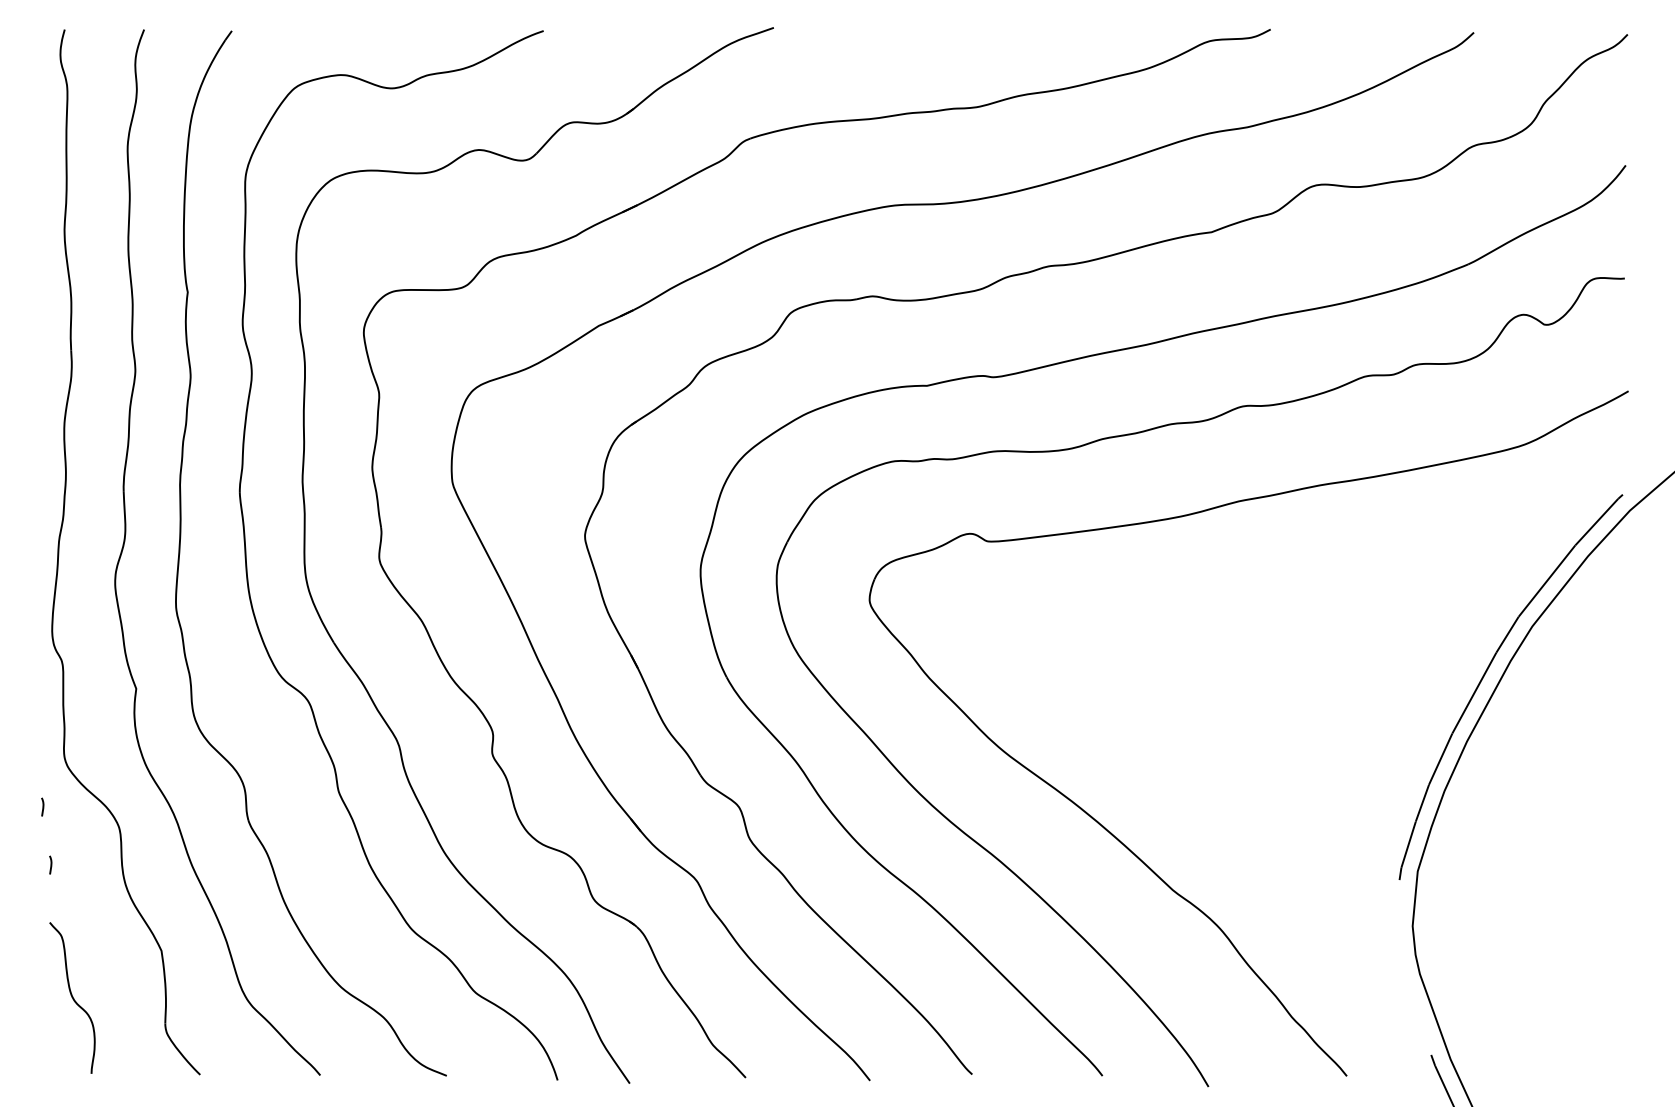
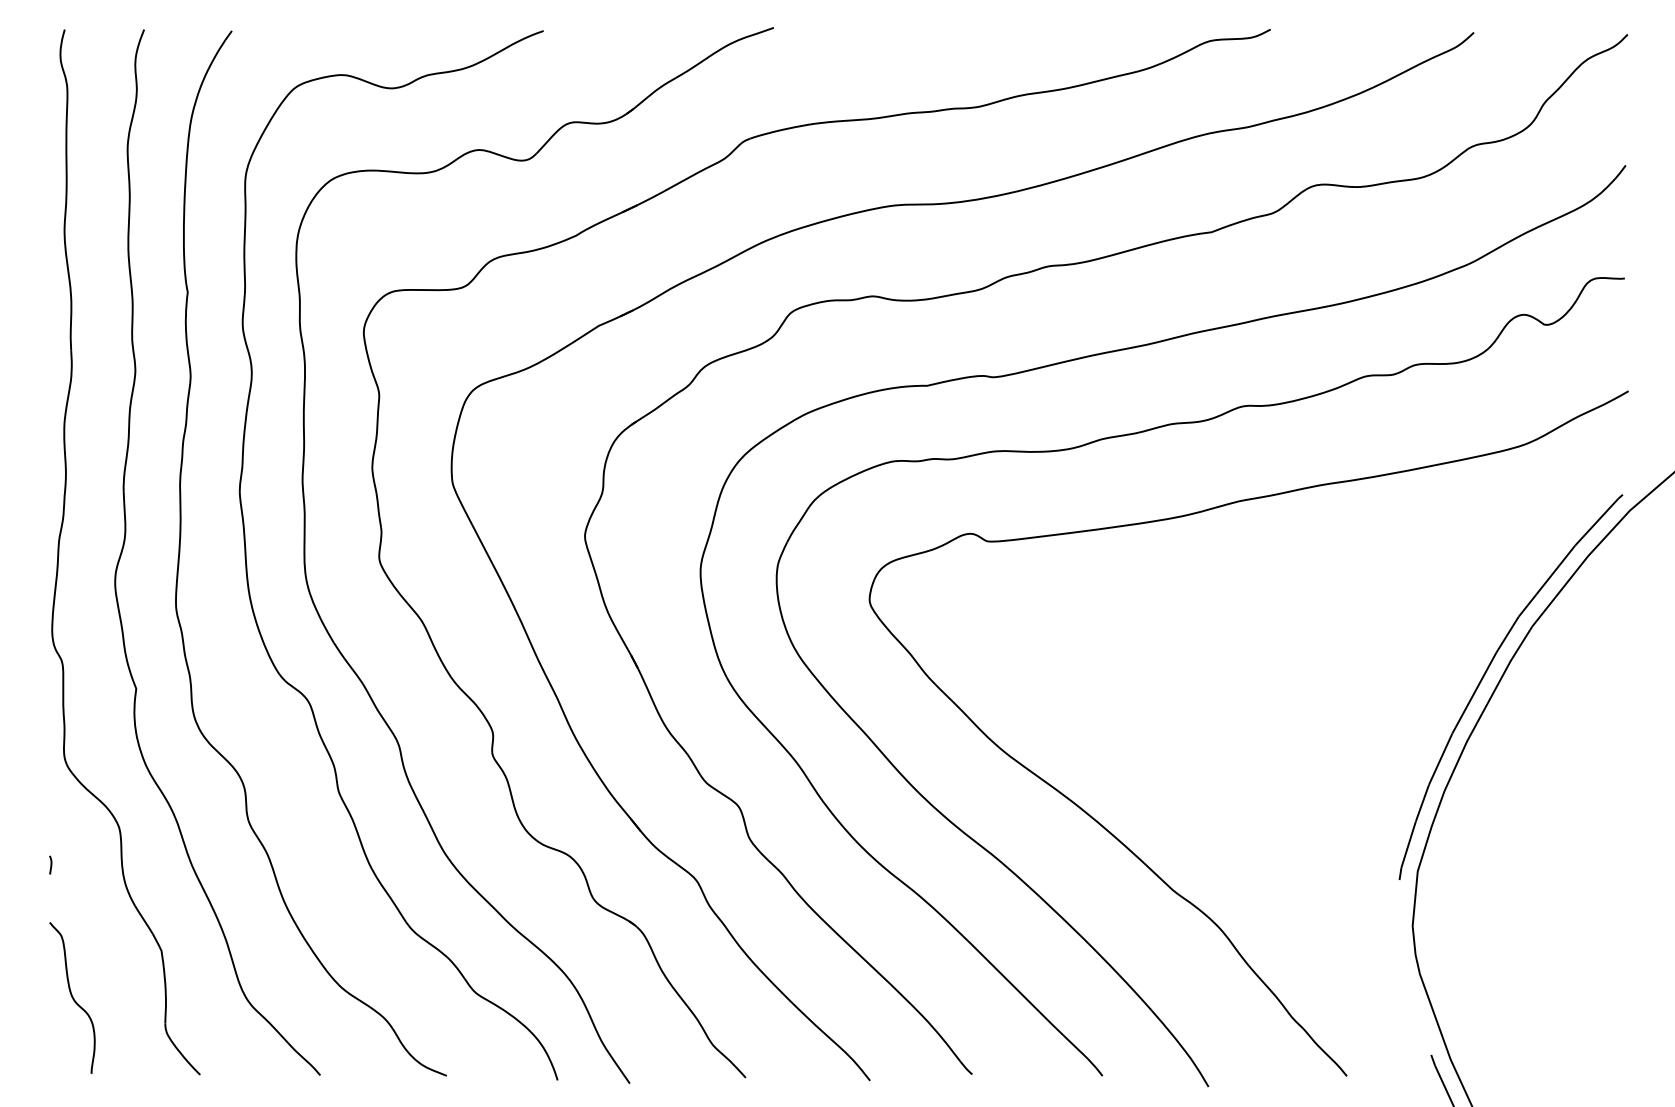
line: present -> none (42, 806)
